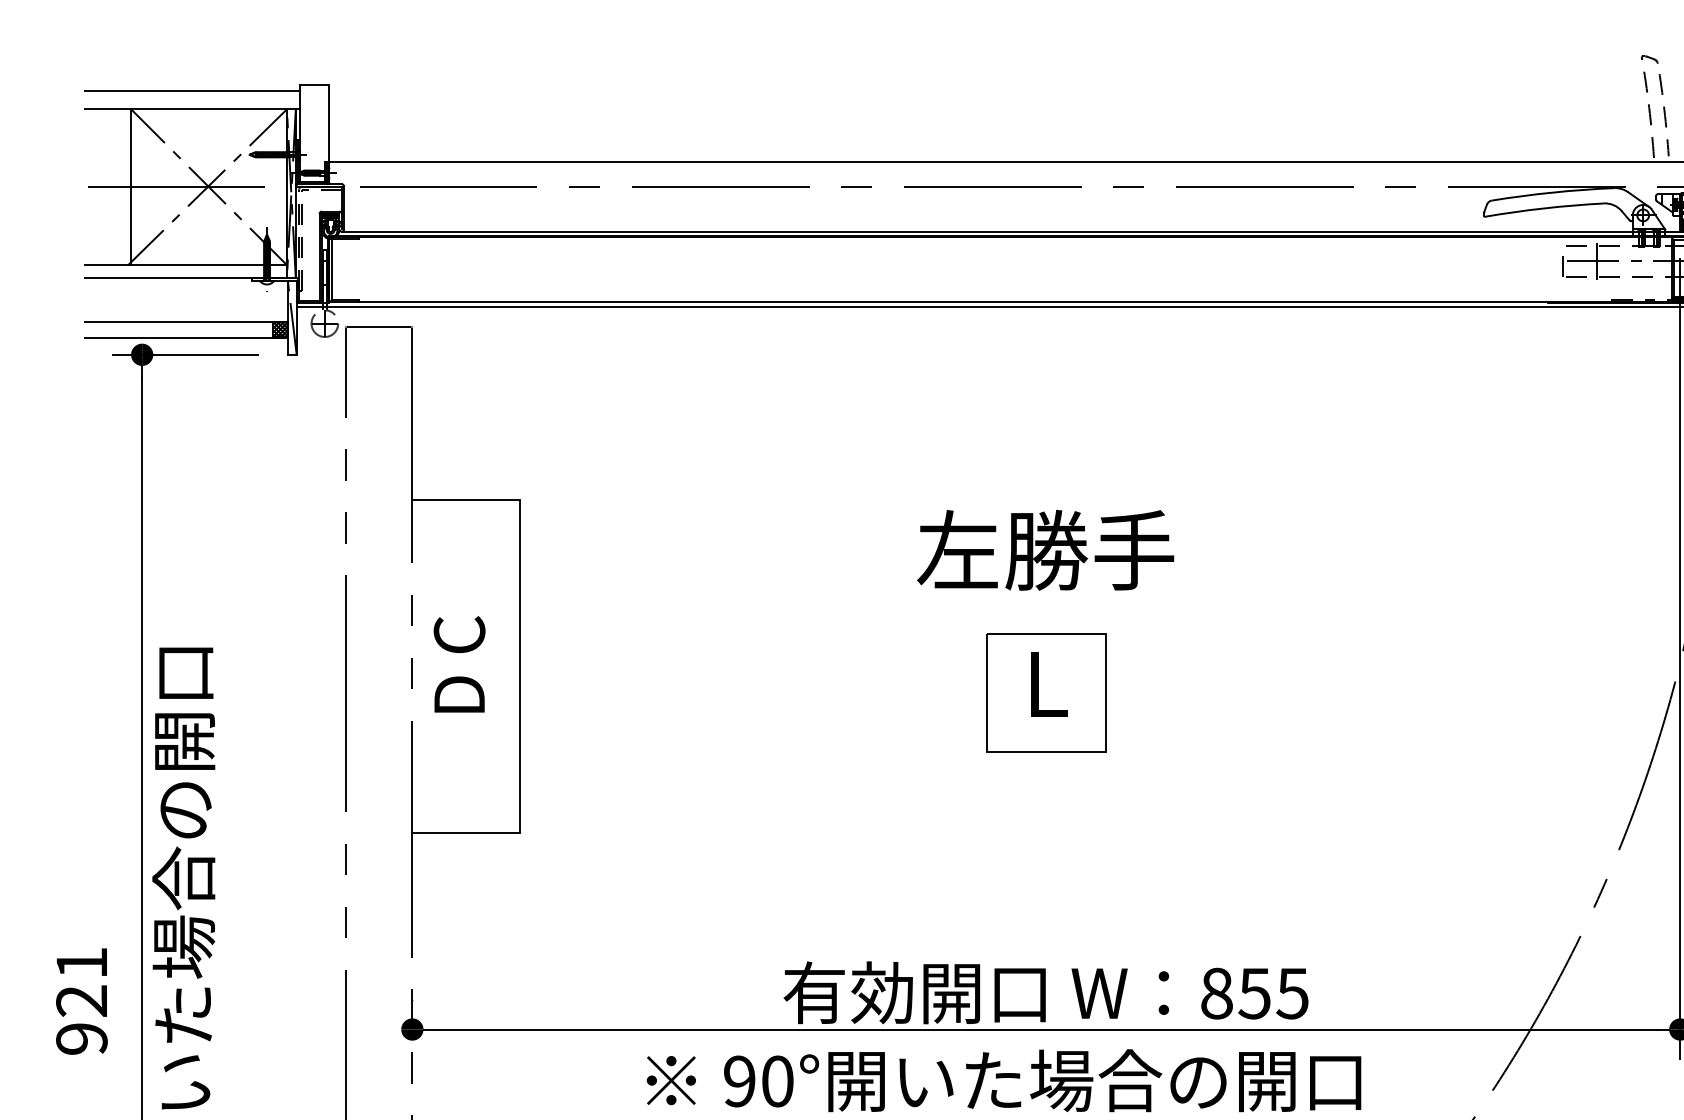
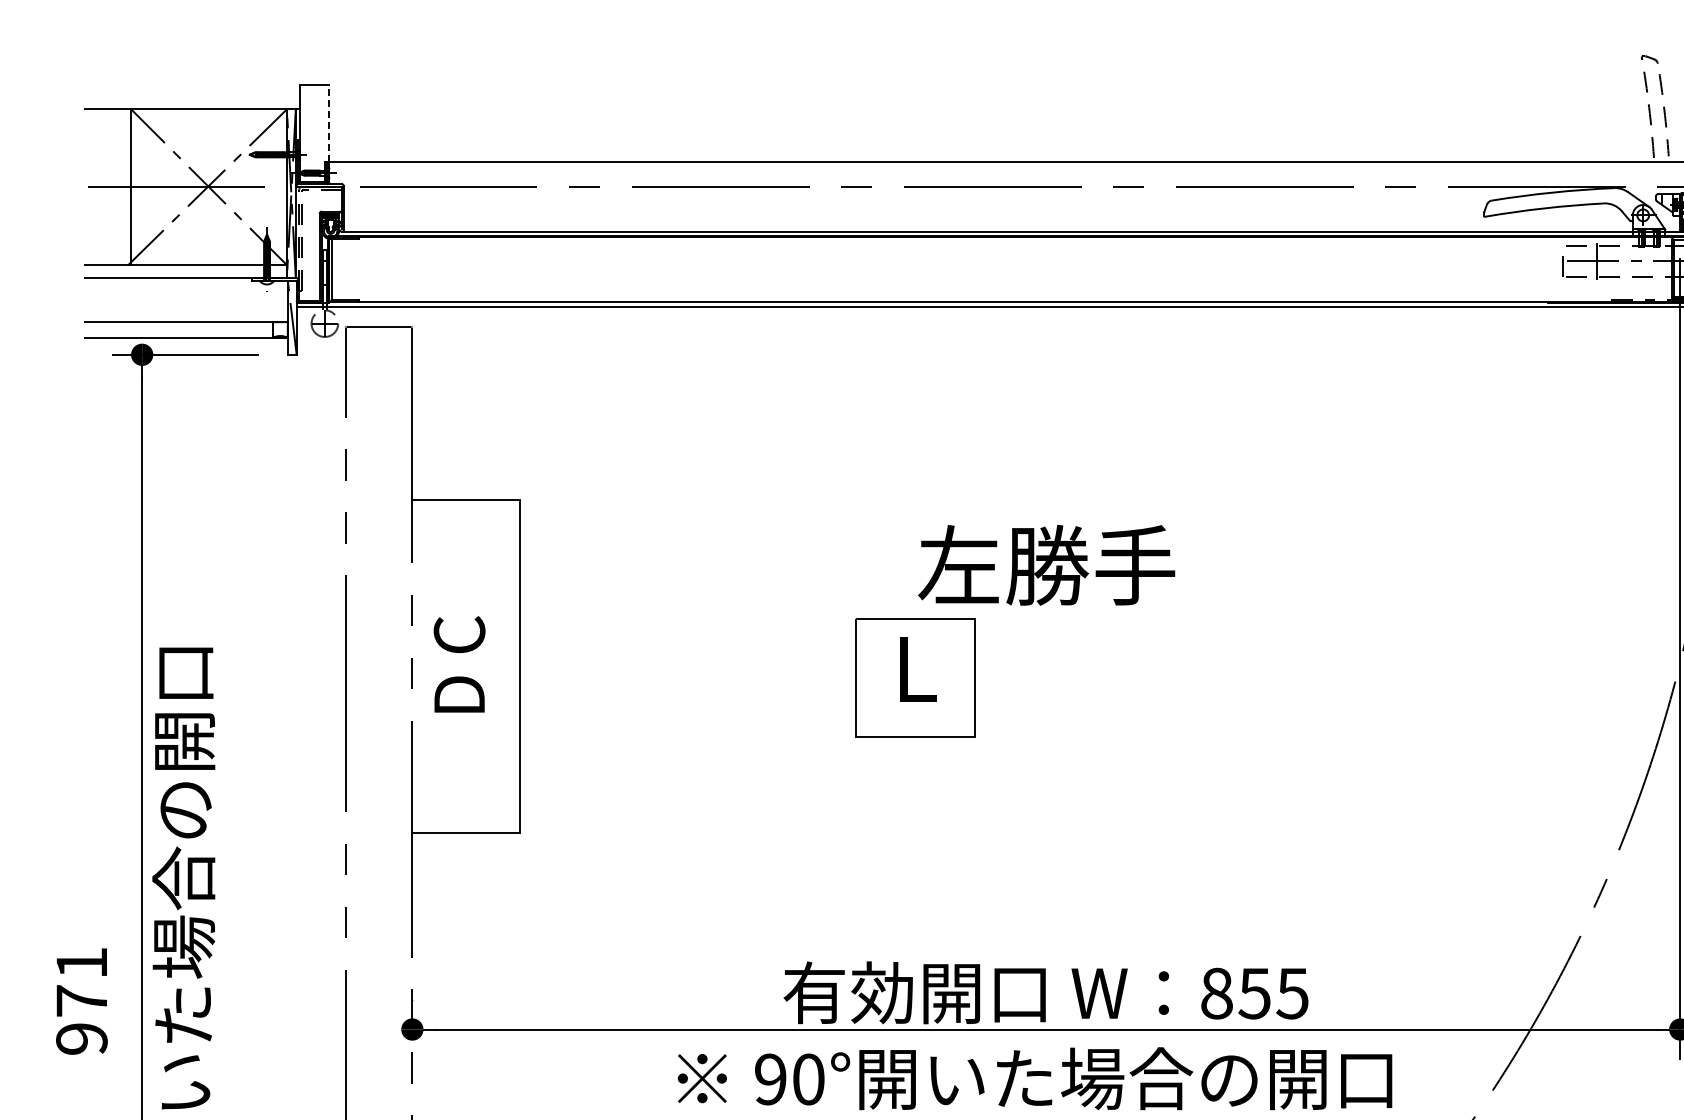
line: present -> none (192, 90)
line: solid -> dashed (329, 123)
hatch: present -> none (279, 329)
text position: (1045, 549) -> (1046, 564) (1046, 564)
part position: (1046, 692) -> (915, 677) (915, 677)
text: 921 -> 971 (81, 1000)
text position: (1003, 1080) -> (1034, 1078) (1034, 1078)
